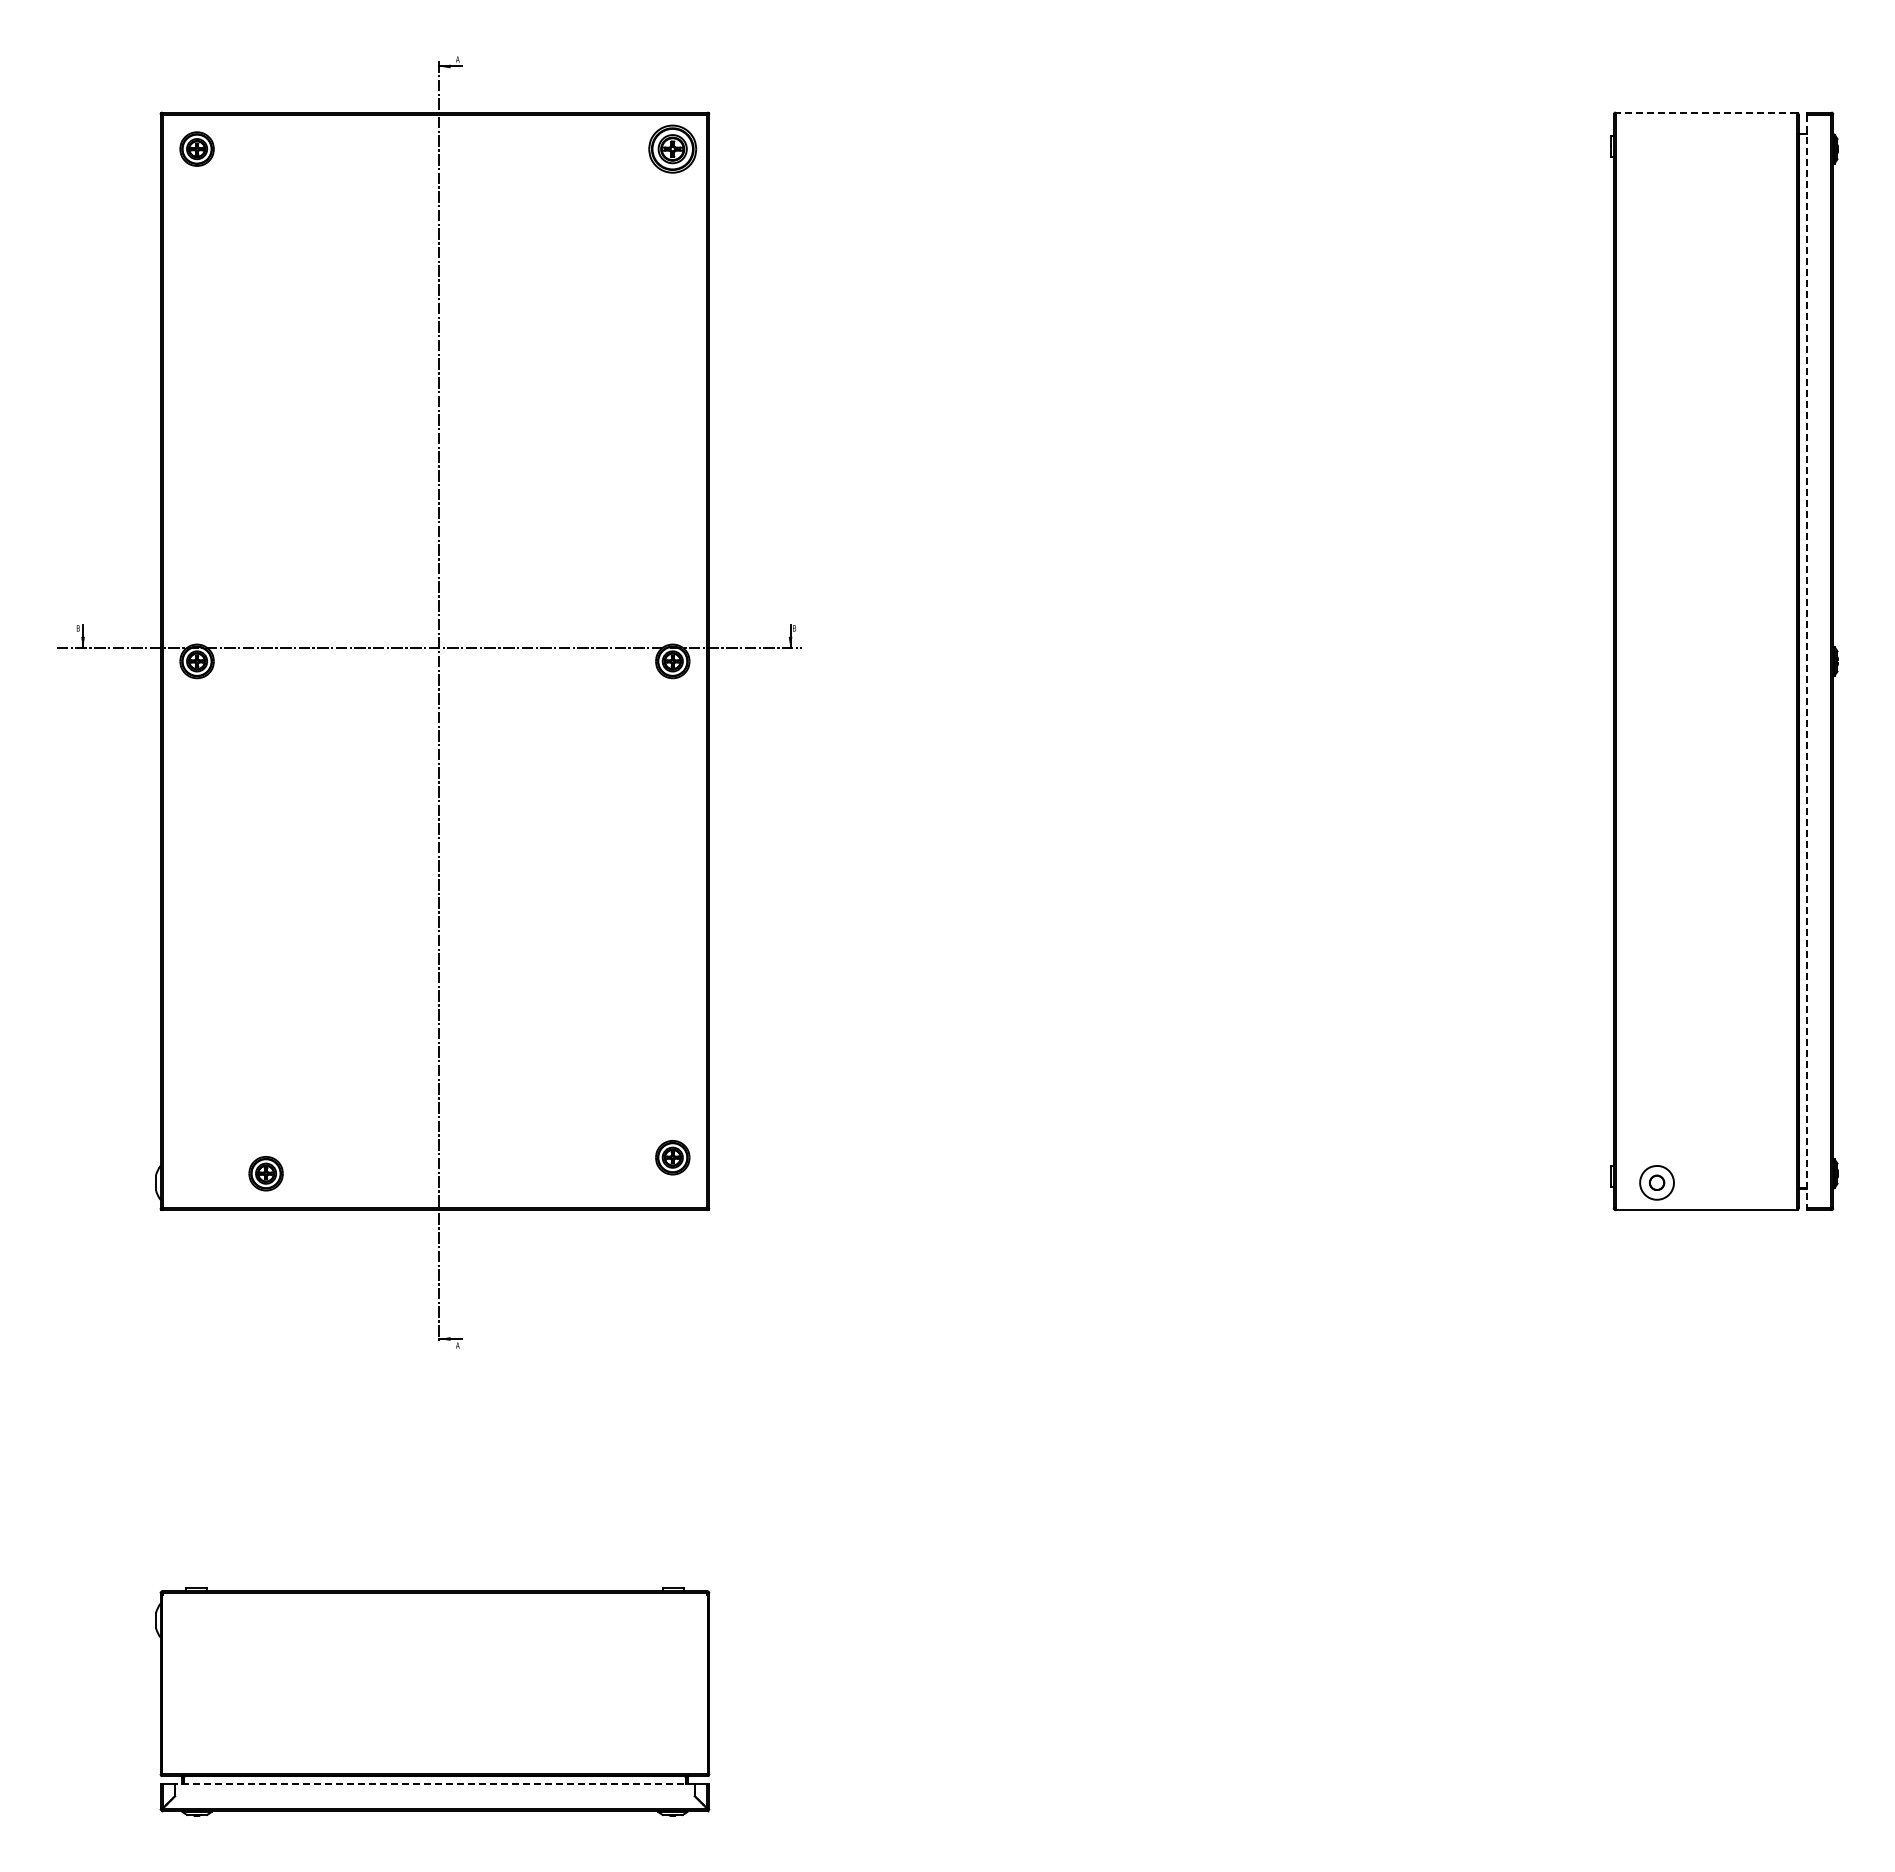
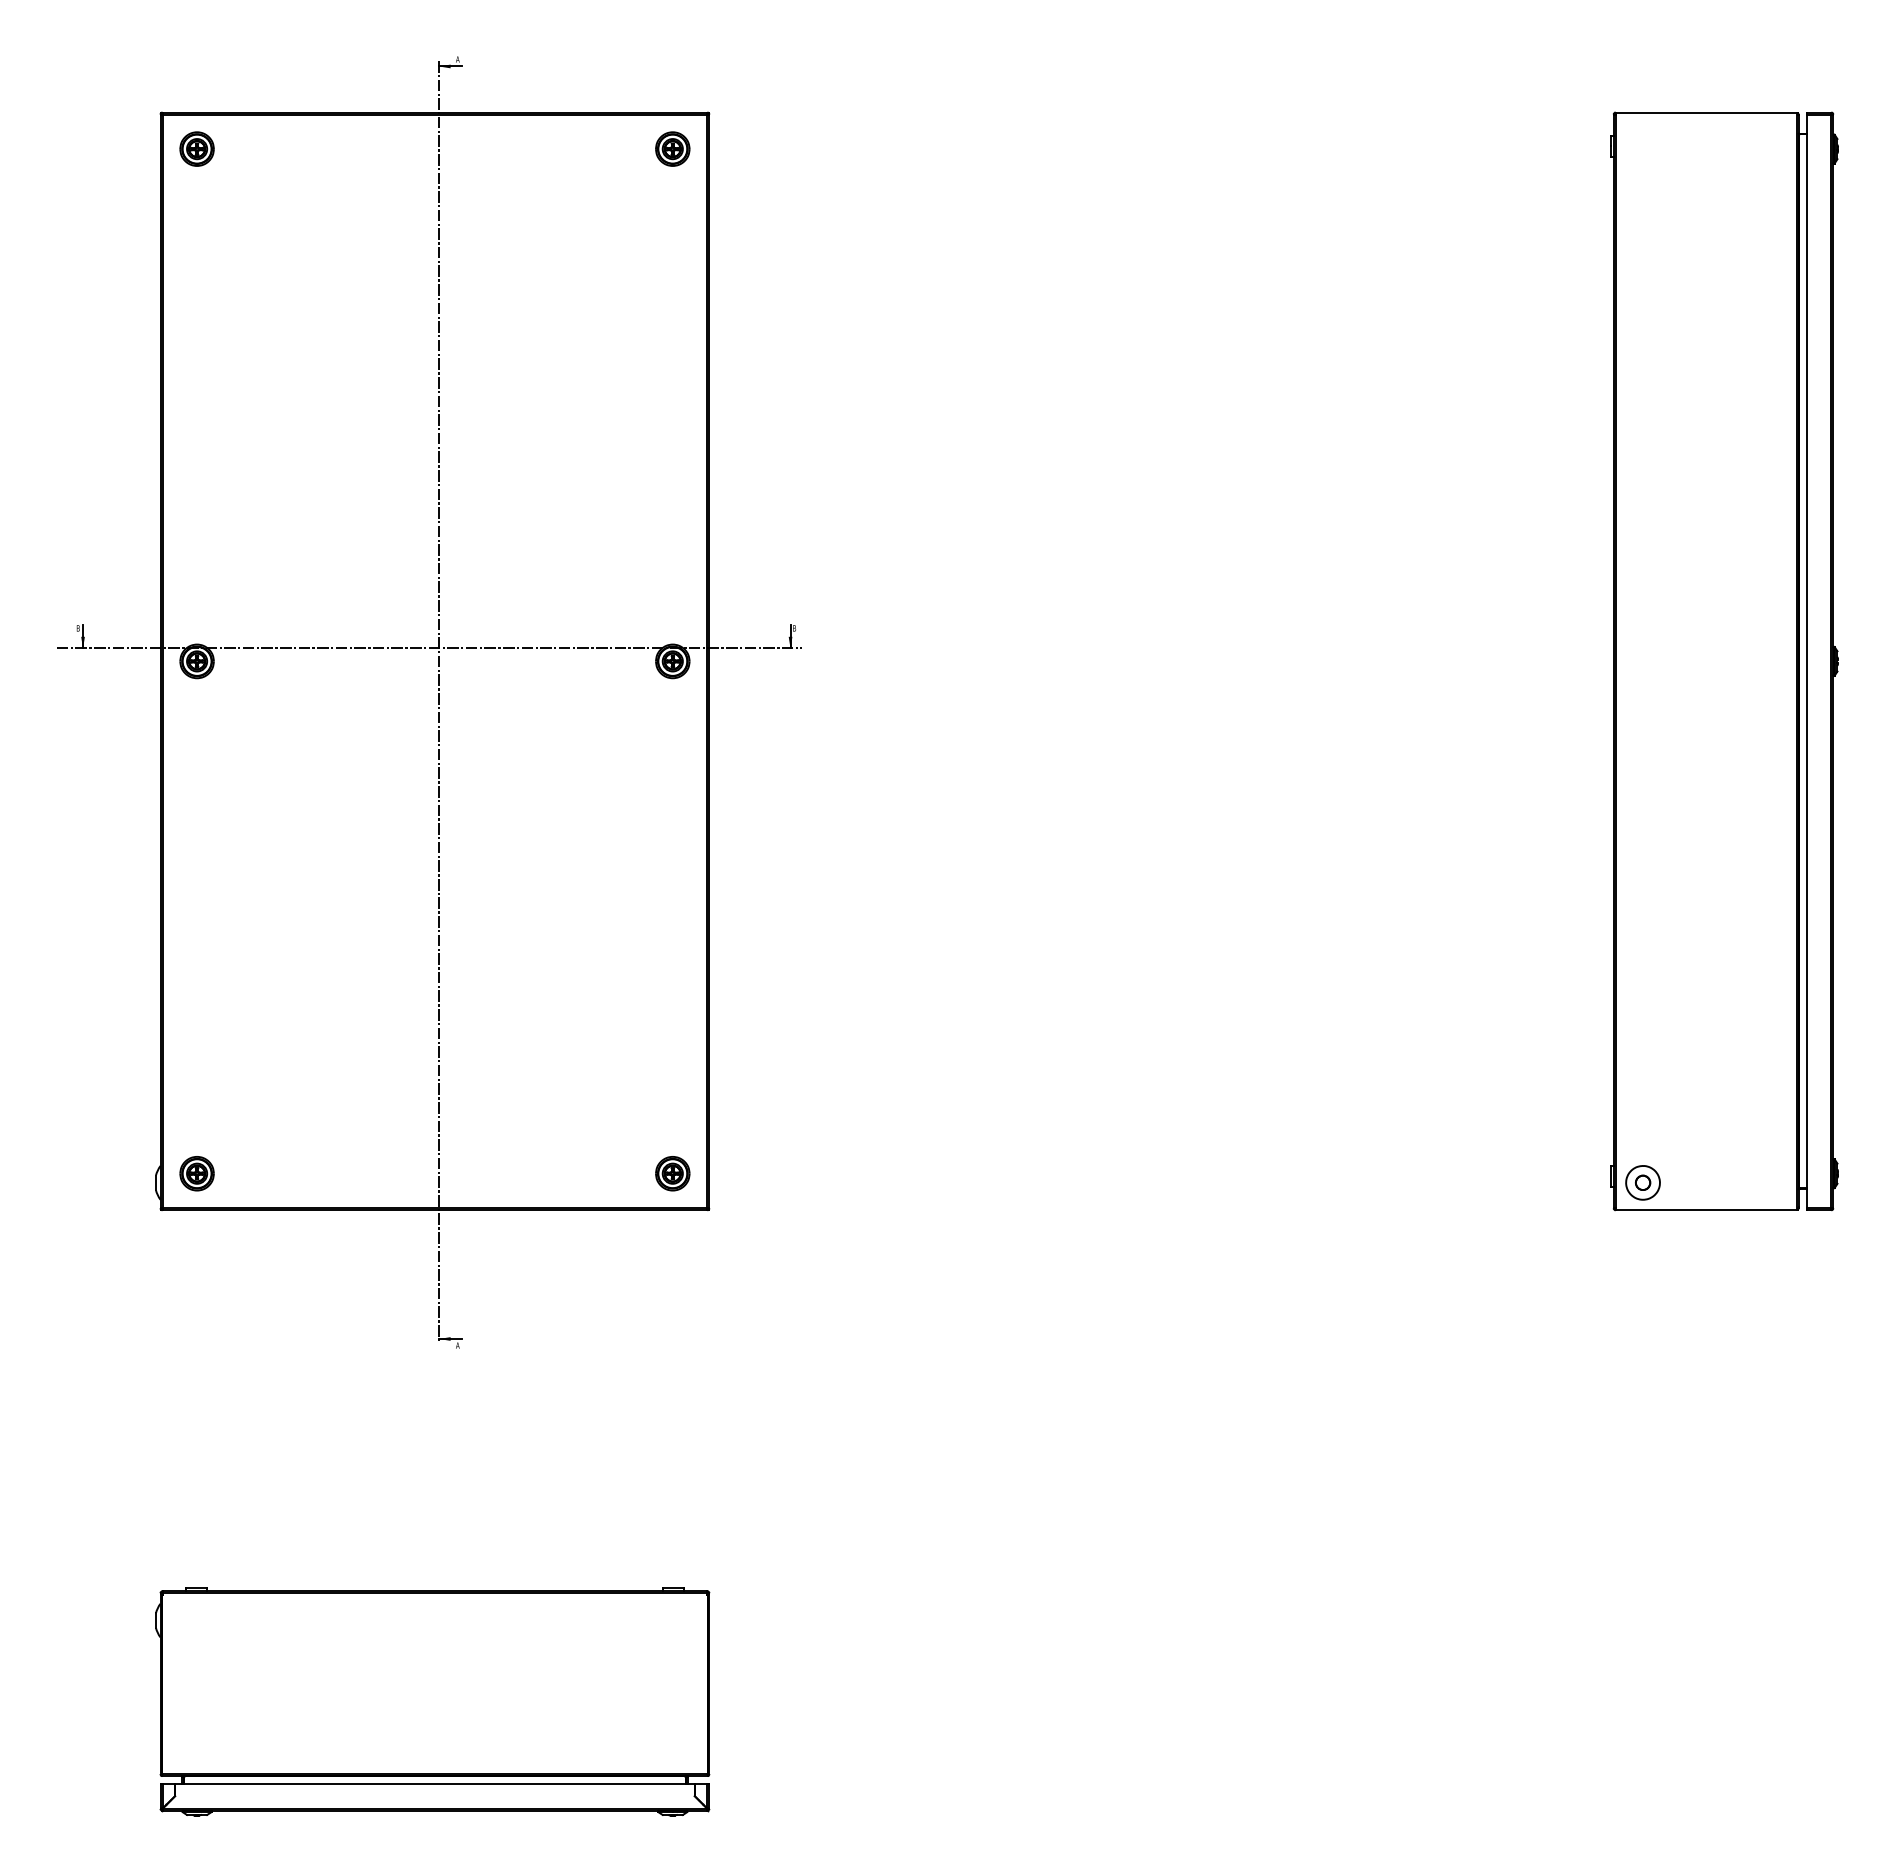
line: dashed -> solid (1705, 112)
part size: 50x50 px -> 36x36 px (672, 148)
line: dashed -> solid (1806, 661)
part position: (672, 1157) -> (672, 1173) (672, 1173)
part position: (265, 1173) -> (196, 1173) (196, 1173)
part position: (1656, 1182) -> (1642, 1182) (1642, 1182)
line: dashed -> solid (434, 1784)
